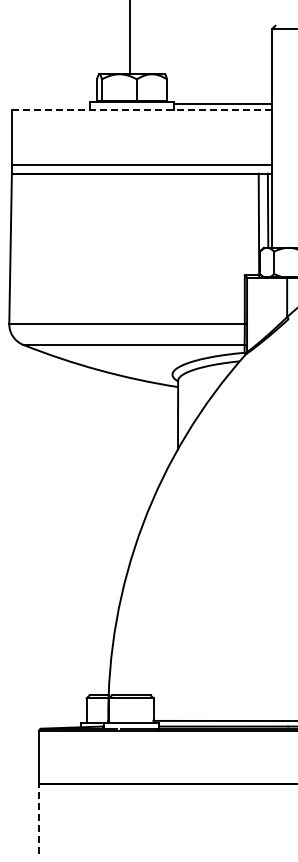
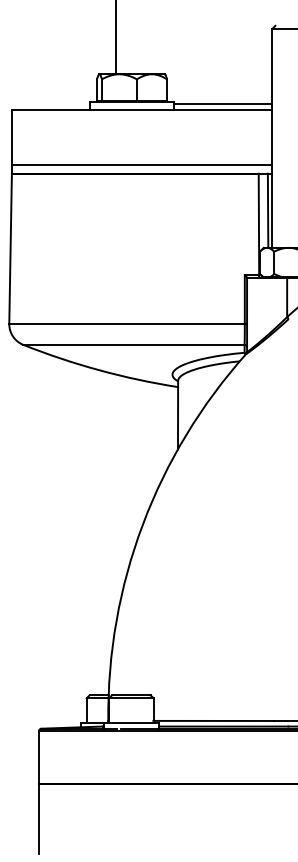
line position: (129, 38) -> (115, 38) (115, 38)
line: dashed -> solid (142, 109)
line: dashed -> solid (38, 818)
